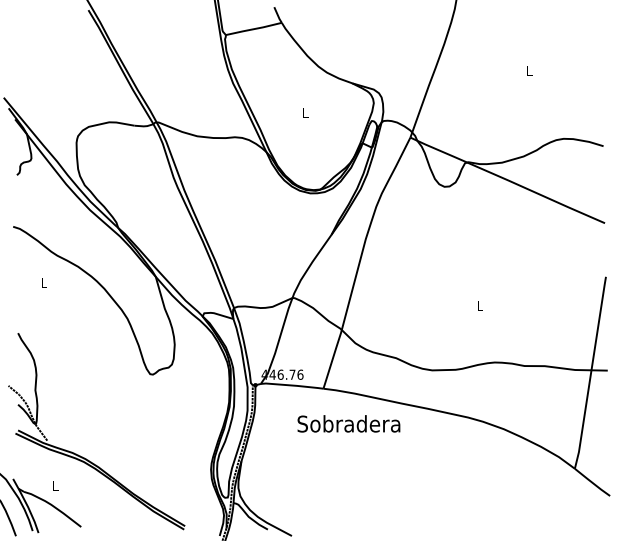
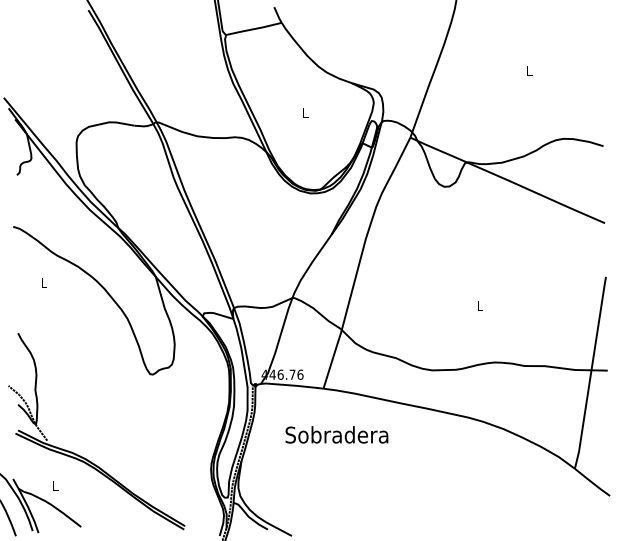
text position: (348, 423) -> (336, 434) (336, 434)
